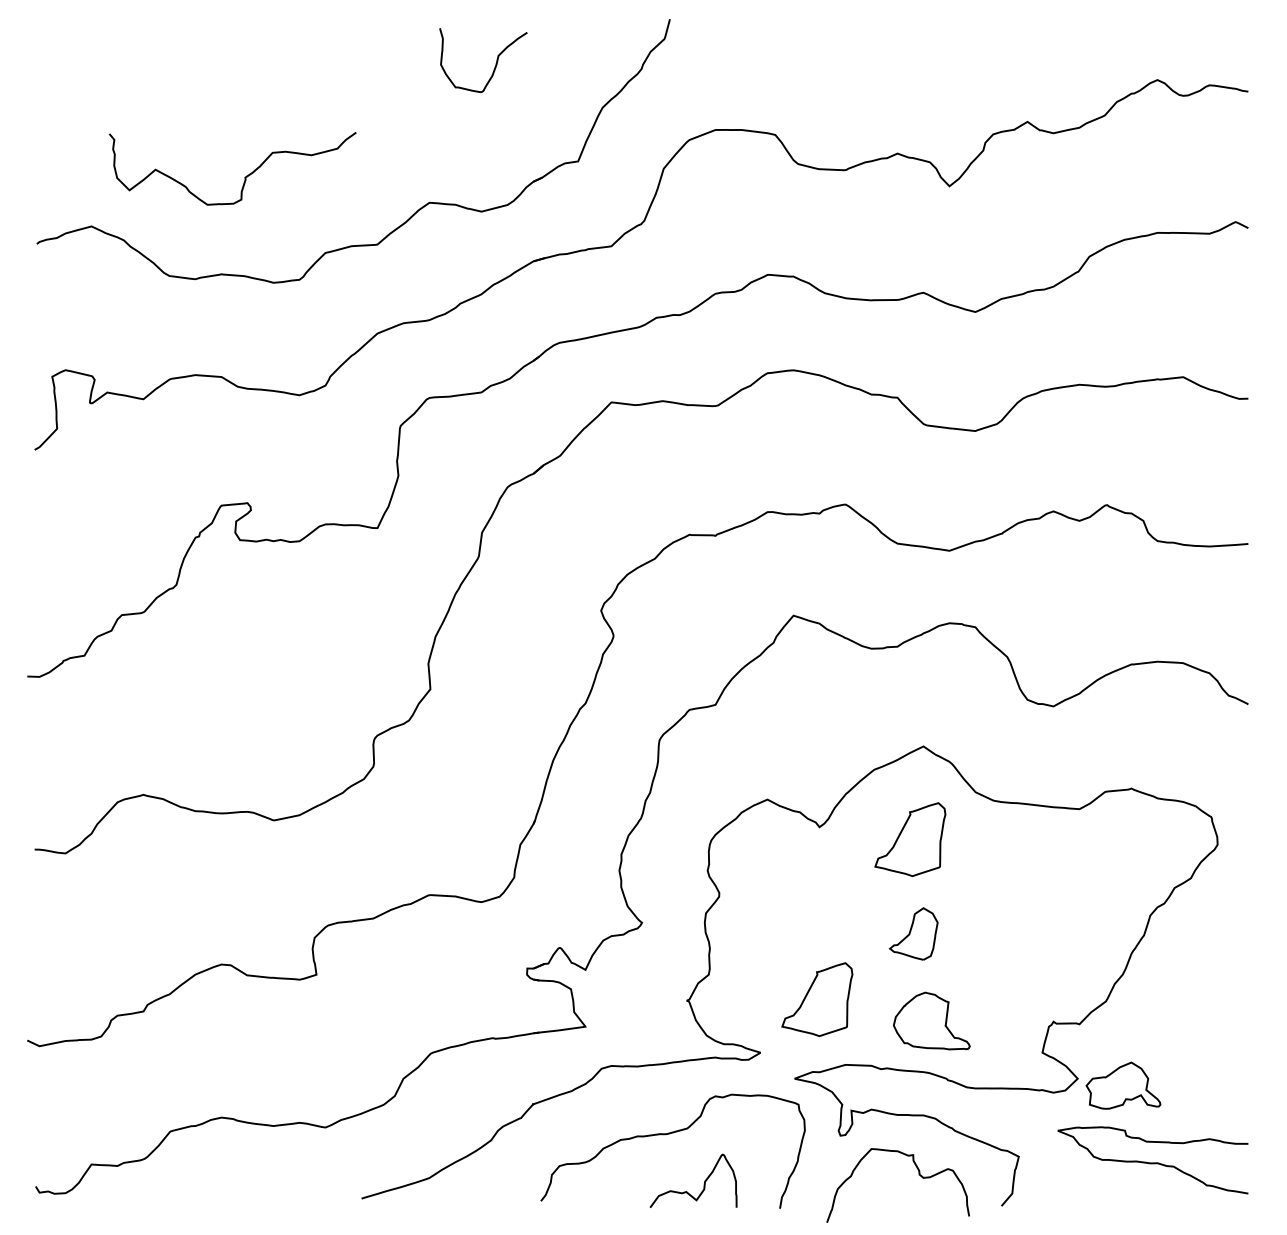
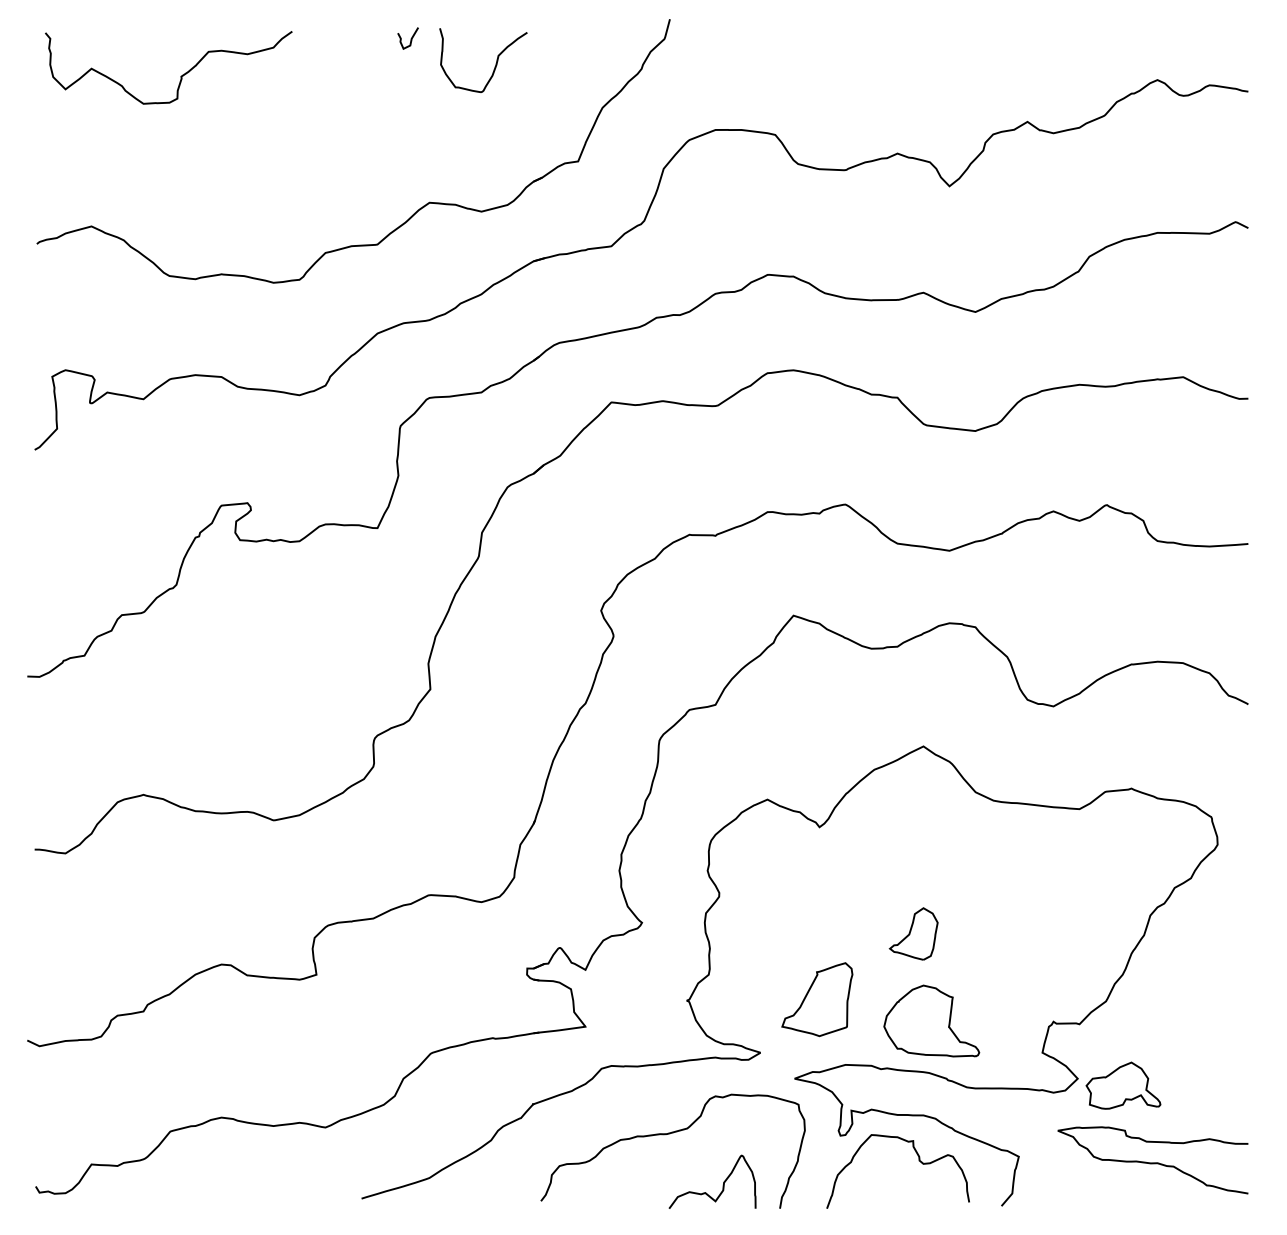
curve: none -> present (410, 38)
curve position: (244, 177) -> (180, 76) (180, 76)
part: present -> none (910, 839)
part size: 78x60 px -> 98x74 px (931, 1020)
curve position: (918, 1174) -> (918, 1160) (918, 1160)
curve position: (703, 1184) -> (722, 1185) (722, 1185)
